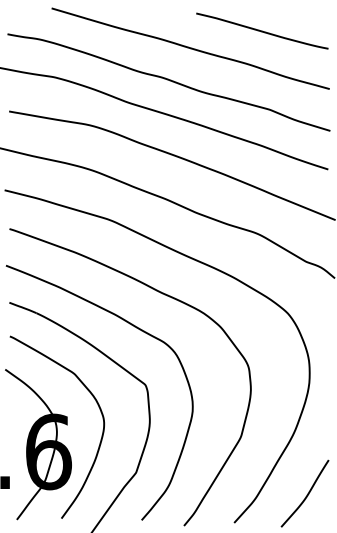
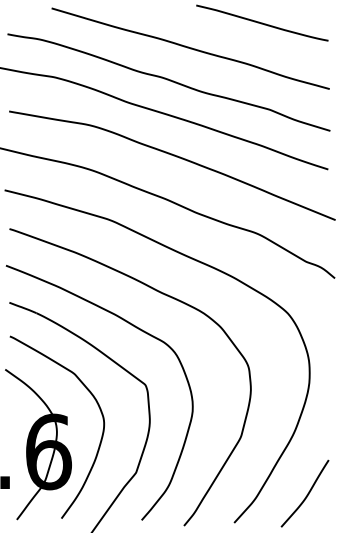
curve position: (262, 30) -> (262, 22) (262, 22)
